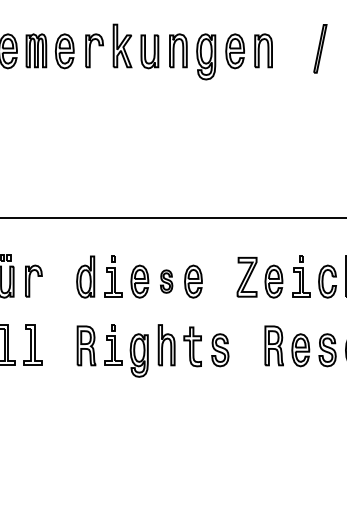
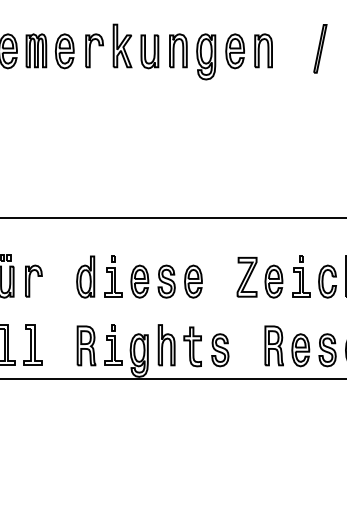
part size: 14x25 px -> 19x35 px (166, 281)
line: none -> present (172, 378)
